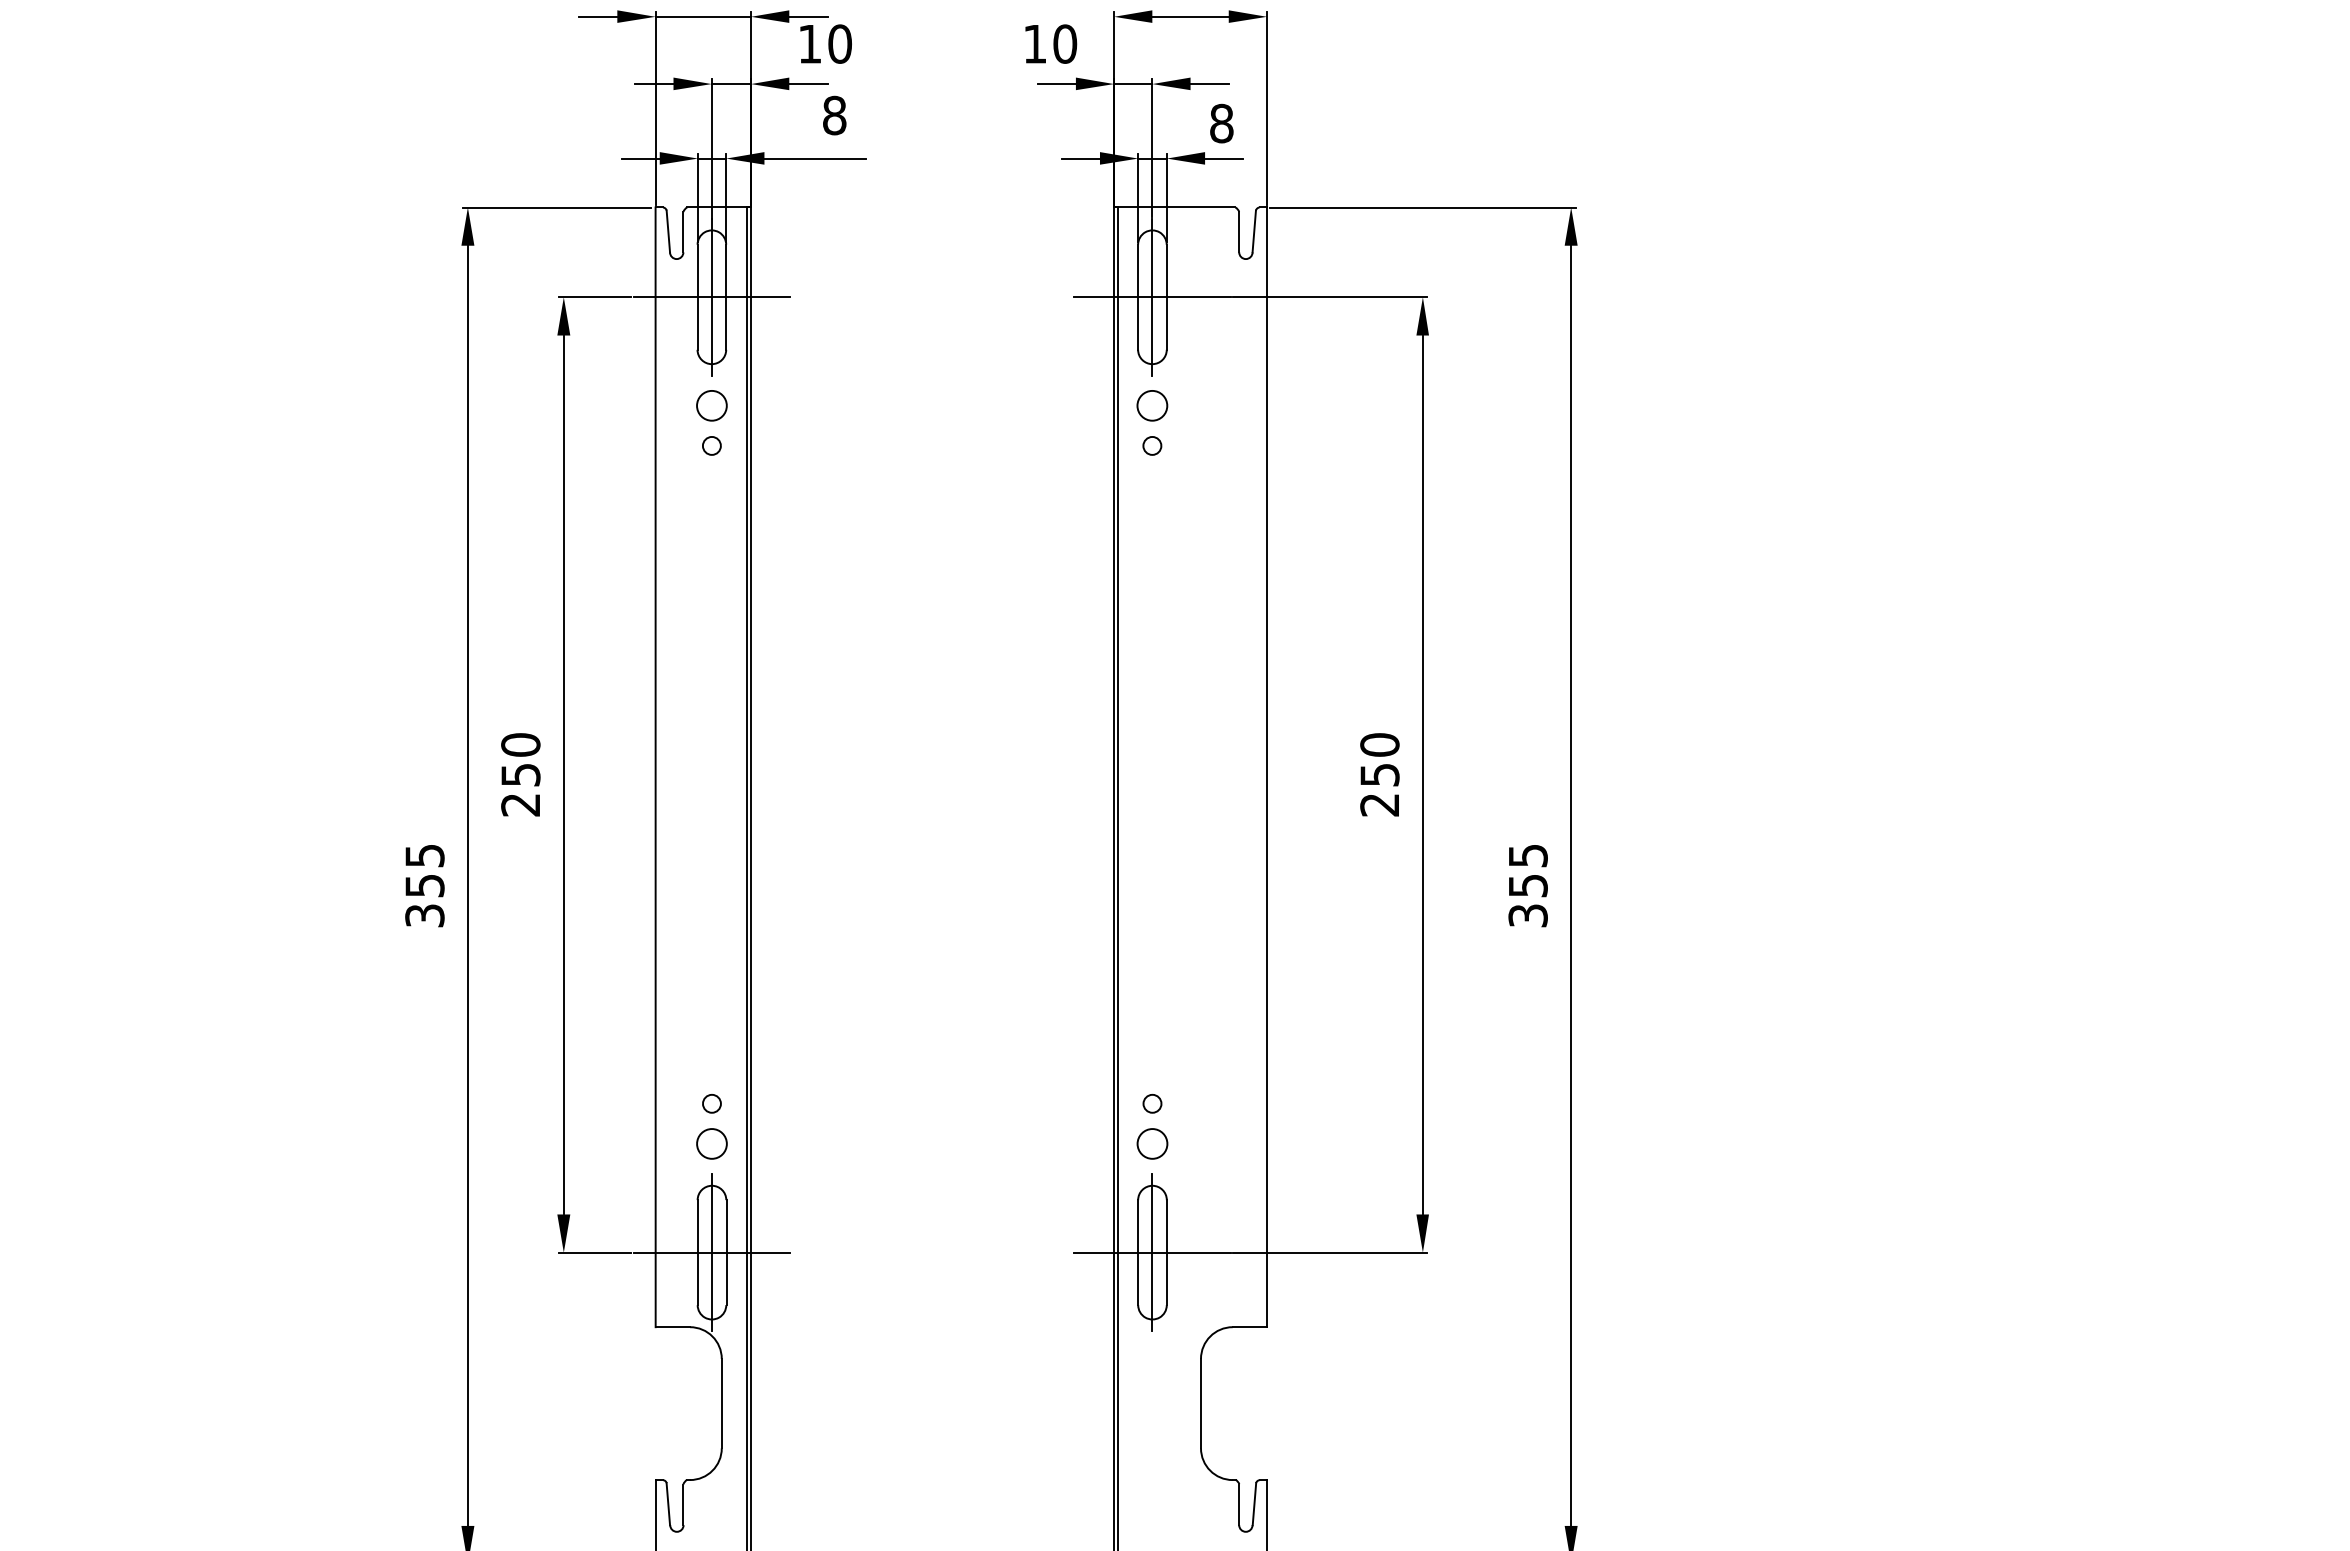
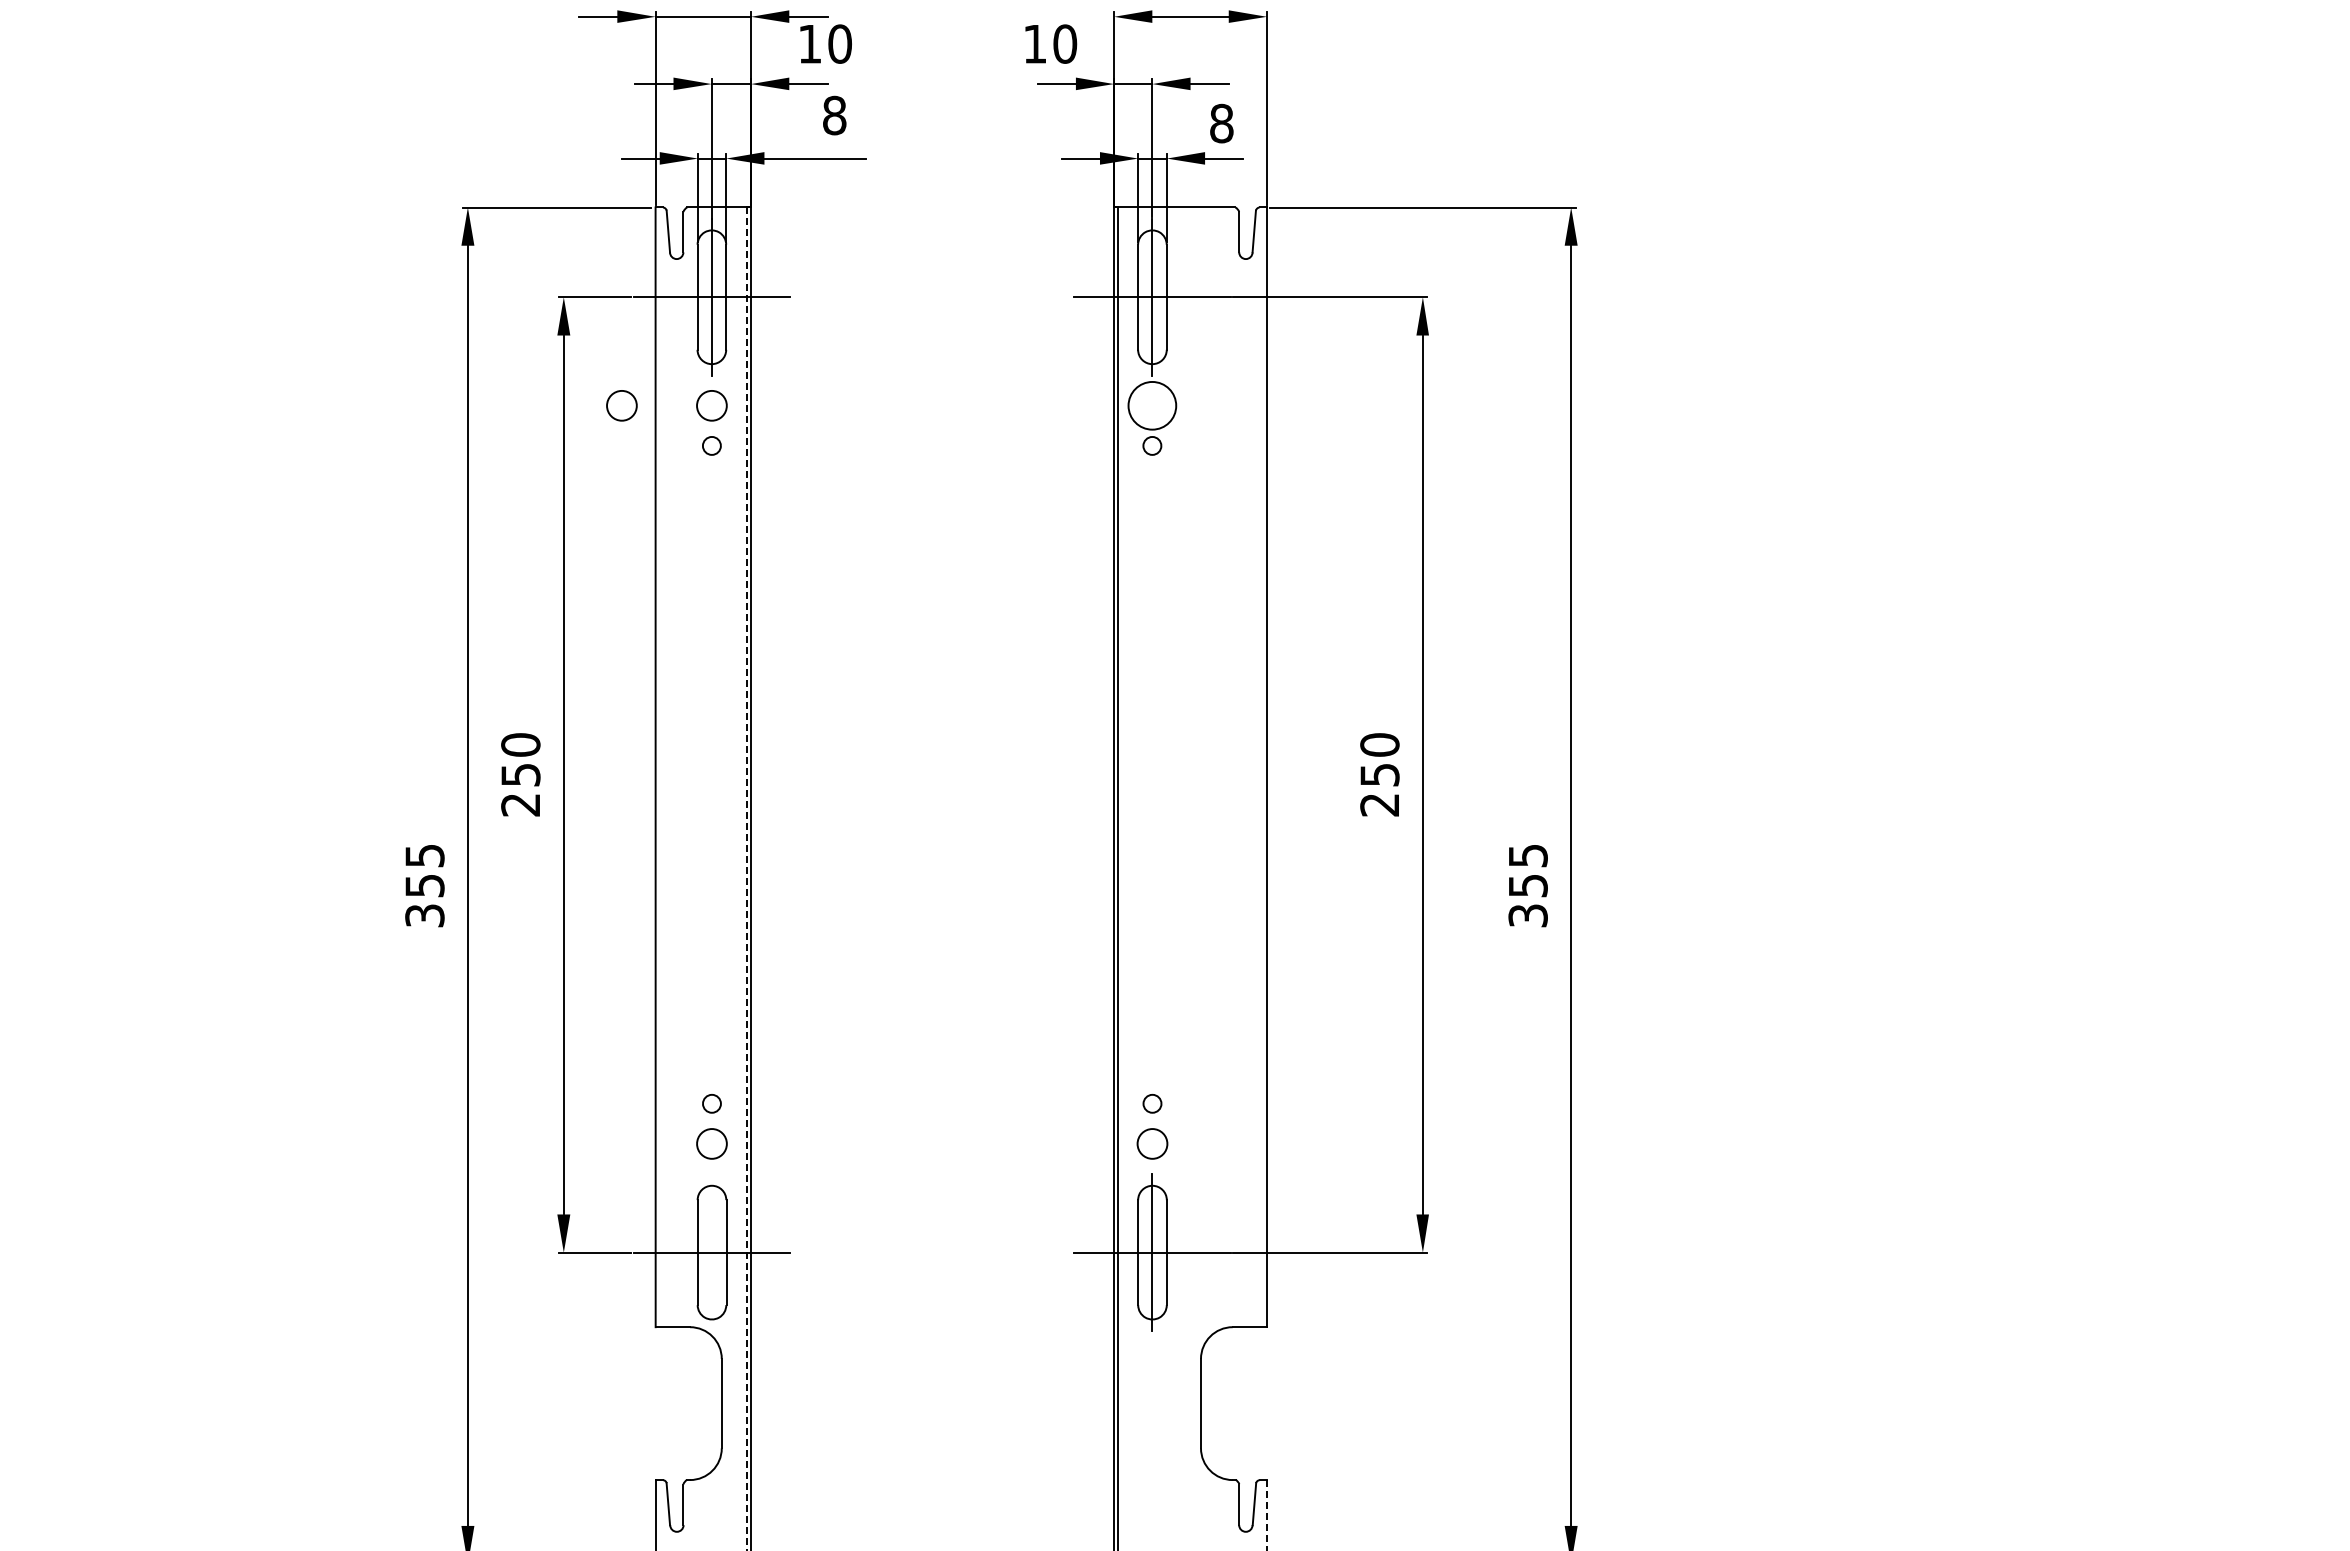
circle: none -> present (621, 405)
circle diameter: 30 px -> 48 px (1152, 405)
line: solid -> dashed (746, 879)
line: present -> none (712, 1252)
line: solid -> dashed (1267, 1514)
